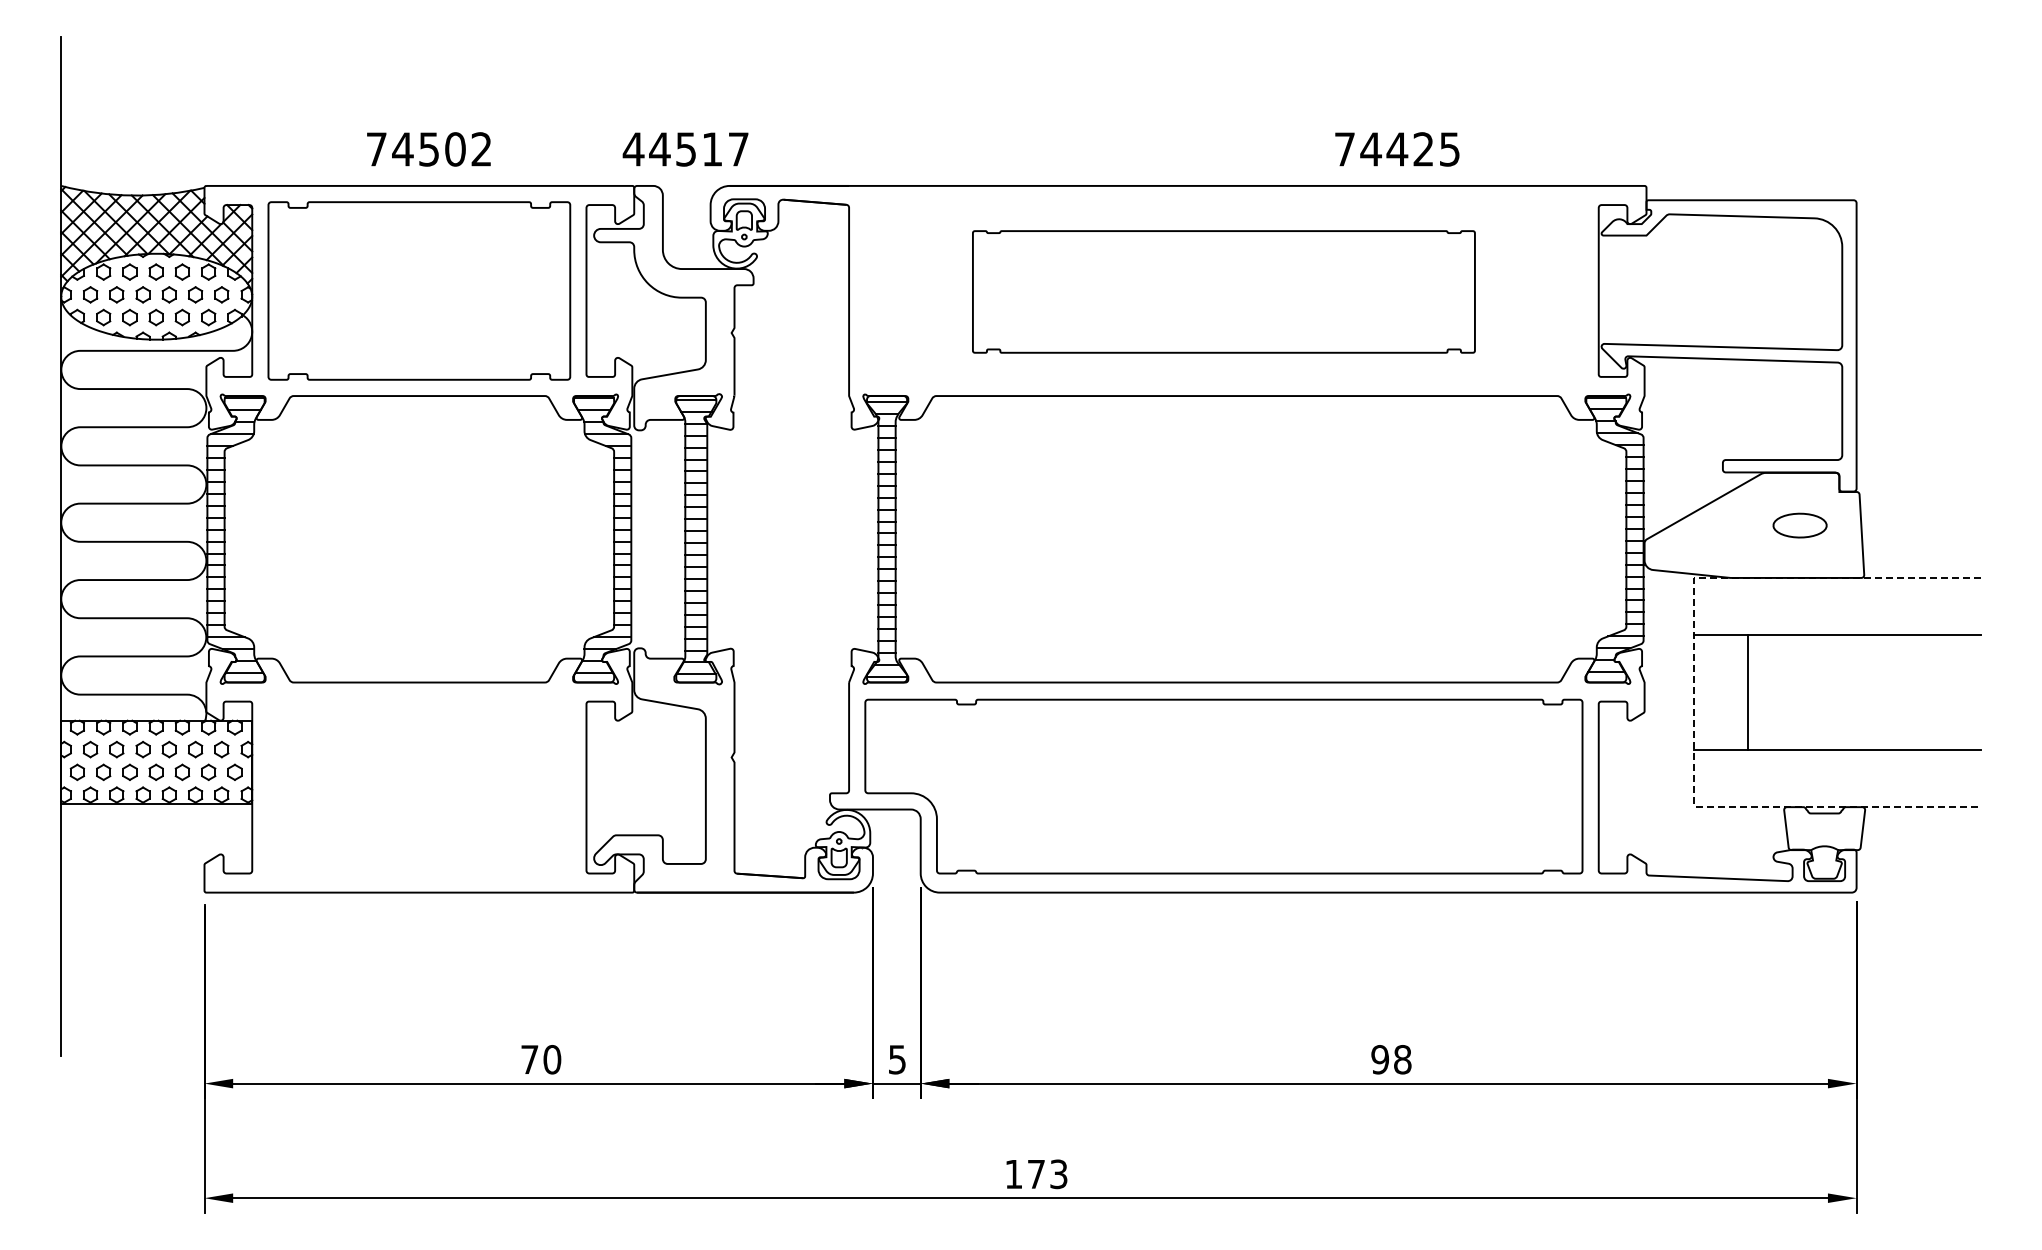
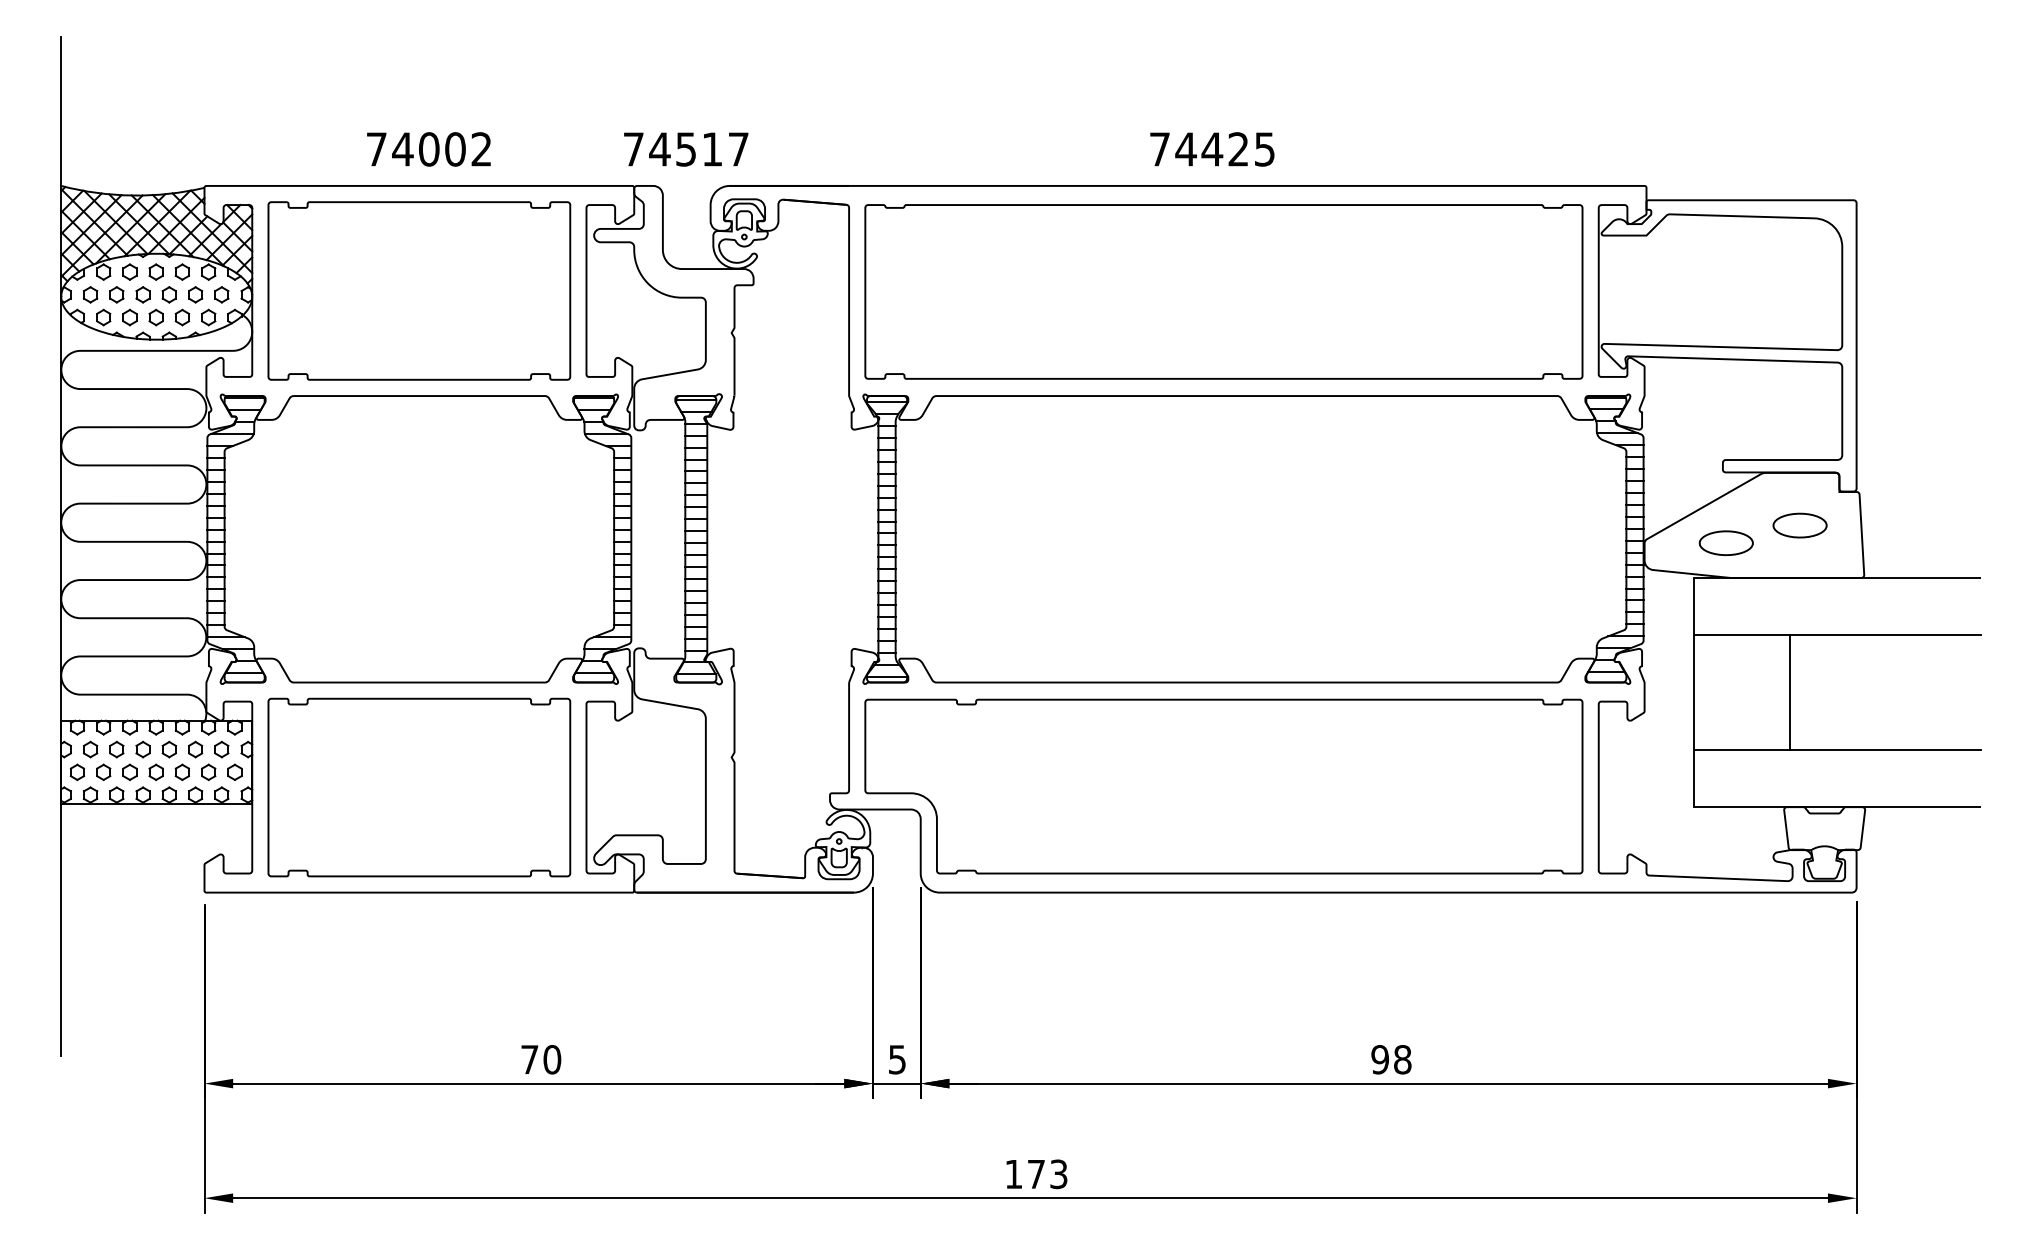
text: 74502 -> 74002 (429, 149)
text: 44517 -> 74517 (633, 149)
text position: (1397, 149) -> (1212, 149) (1212, 149)
part size: 504x124 px -> 720x176 px (1223, 291)
part: none -> present (1725, 543)
line: dashed -> solid (1694, 692)
line position: (1747, 692) -> (1789, 692) (1789, 692)
part: none -> present (419, 787)
